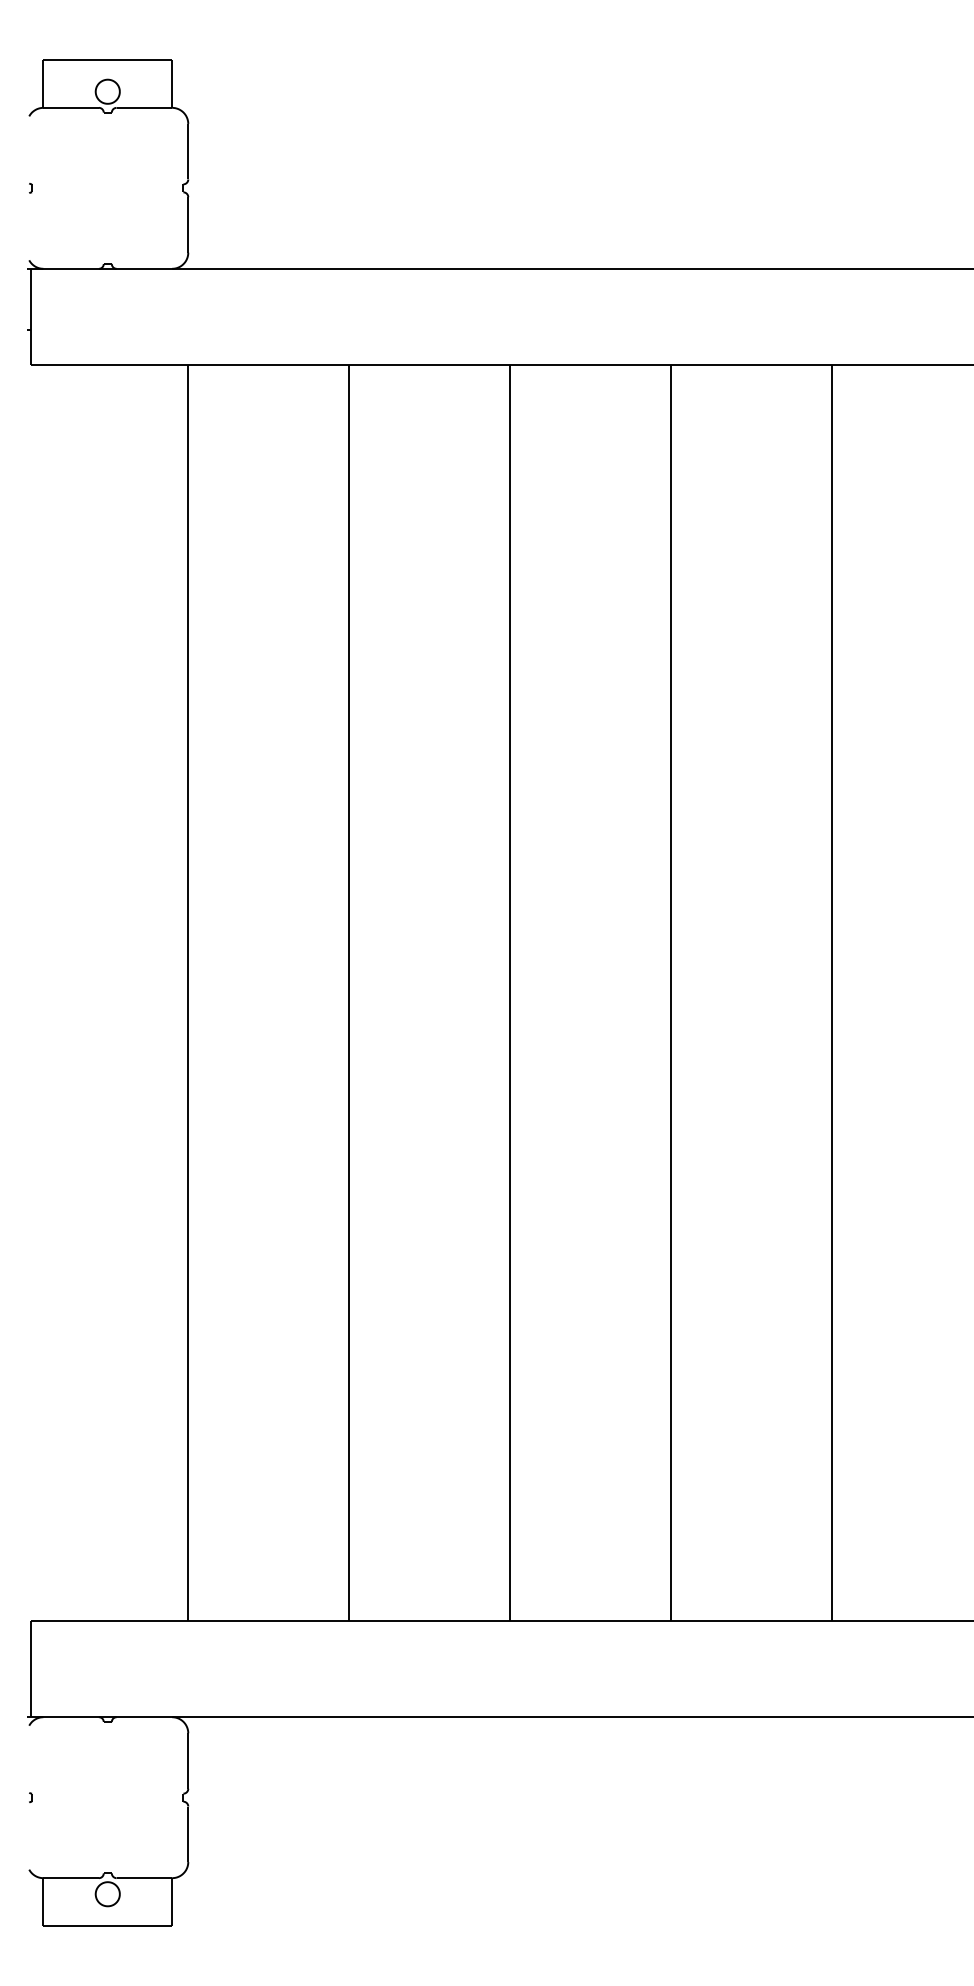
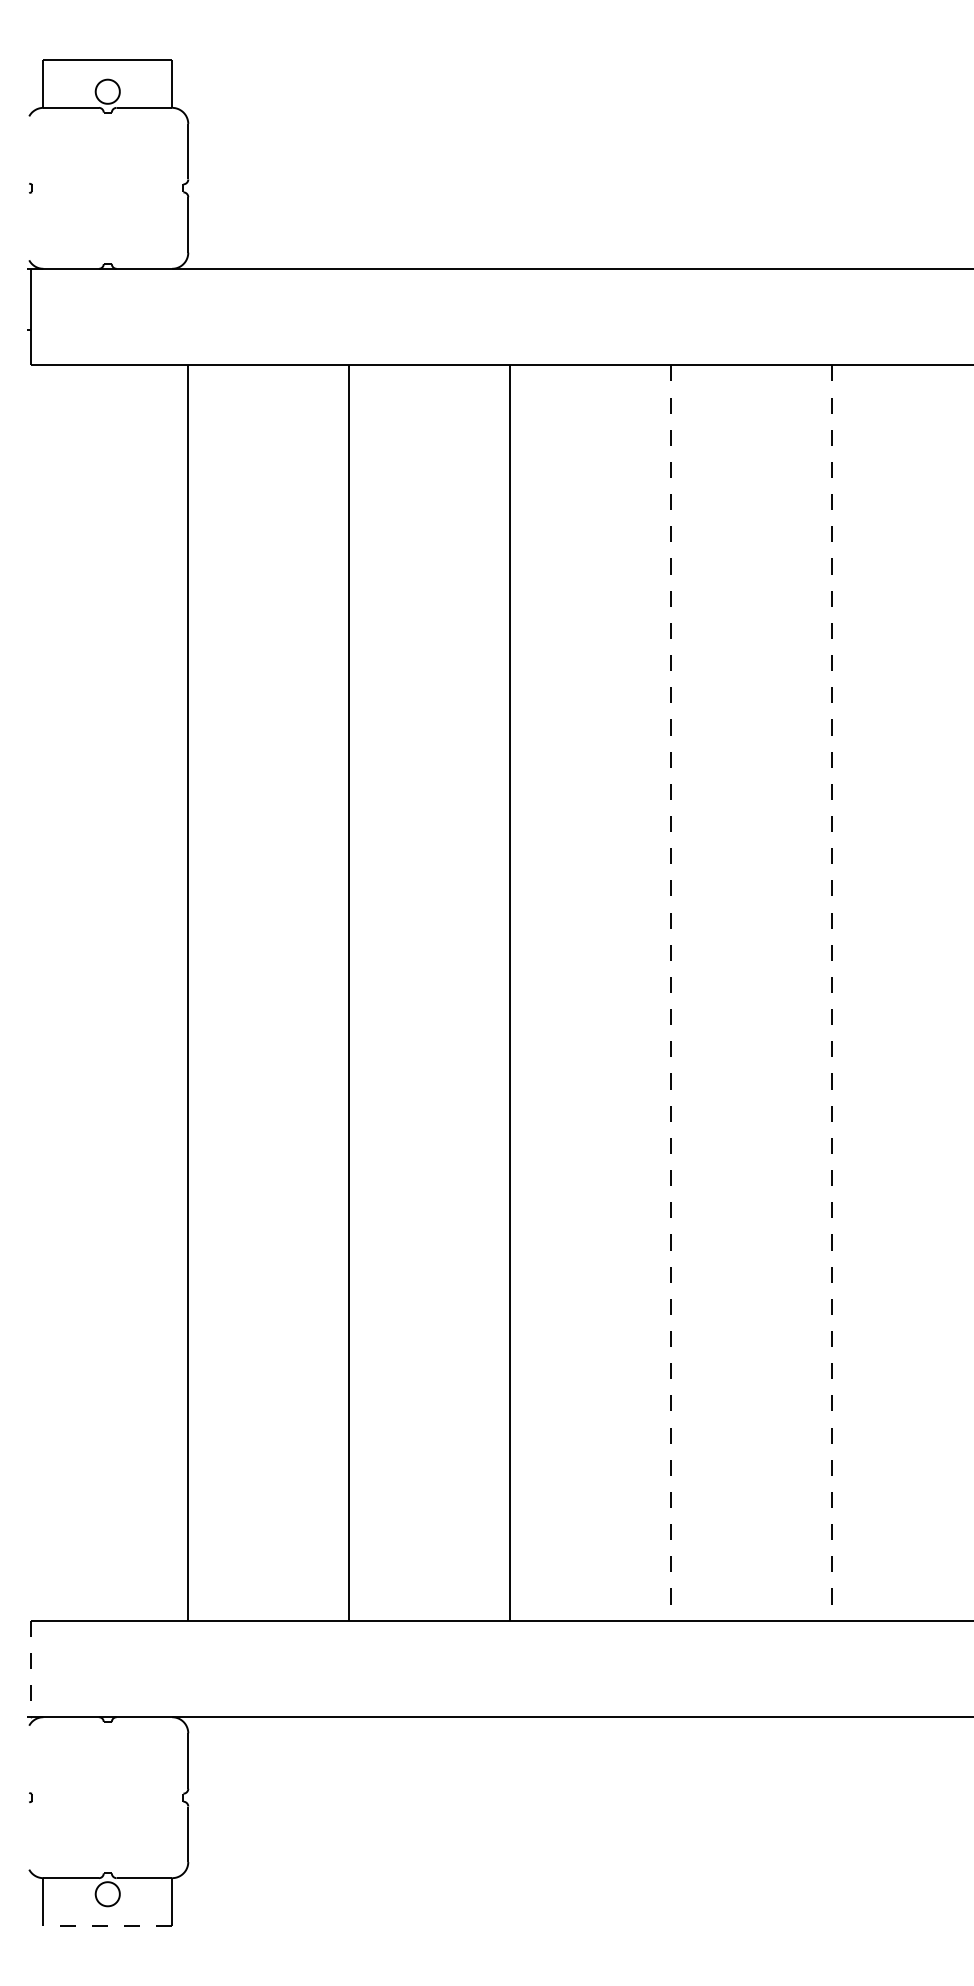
line: solid -> dashed (671, 993)
line: solid -> dashed (832, 993)
line: solid -> dashed (31, 1669)
line: solid -> dashed (107, 1926)
